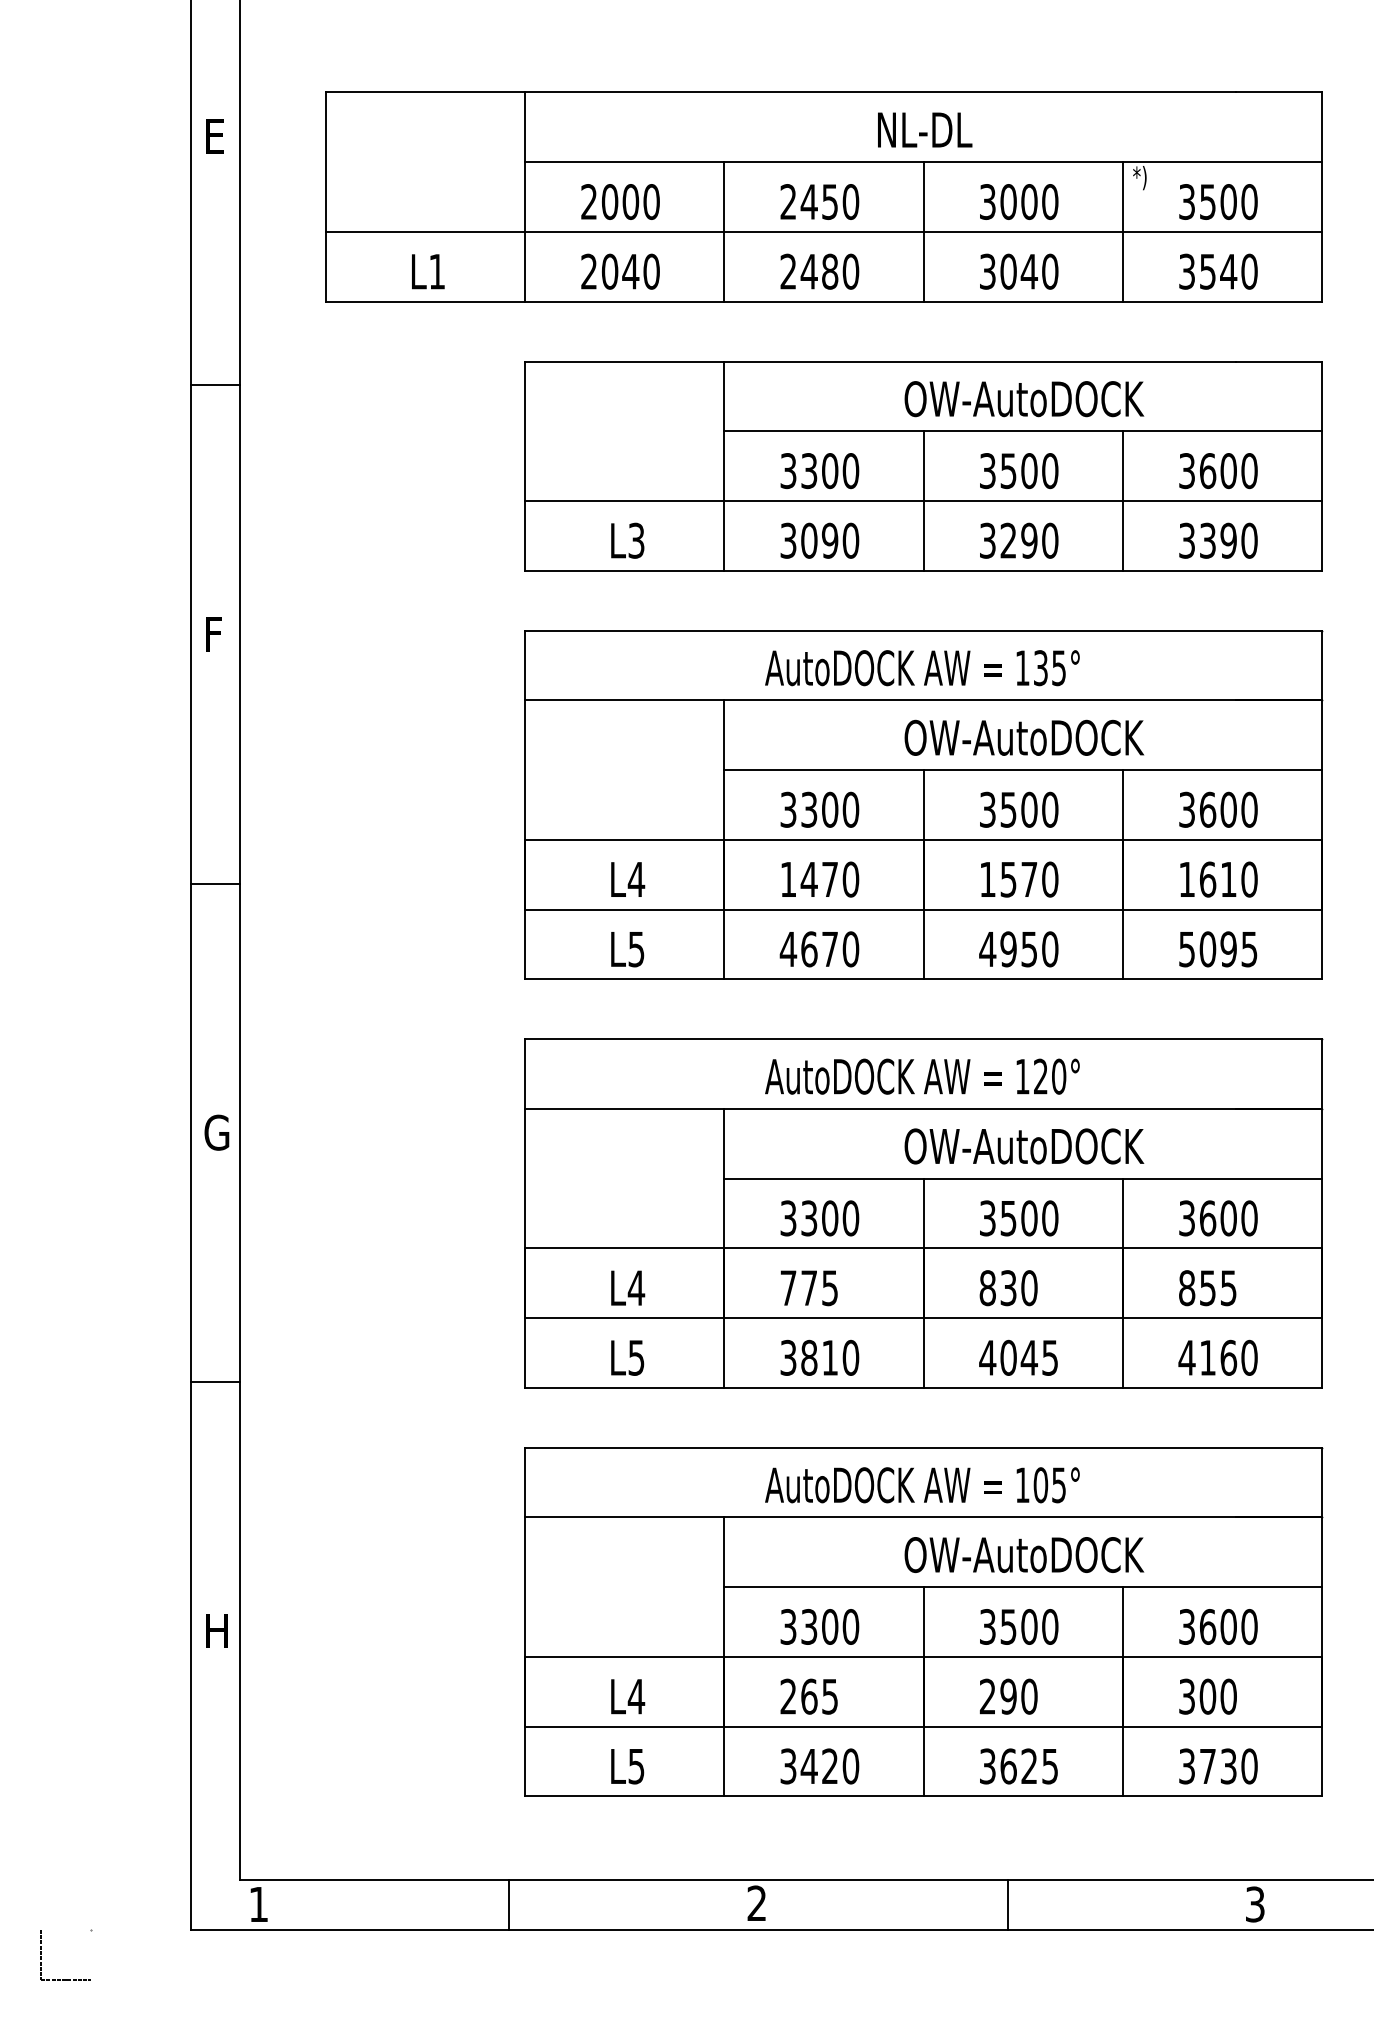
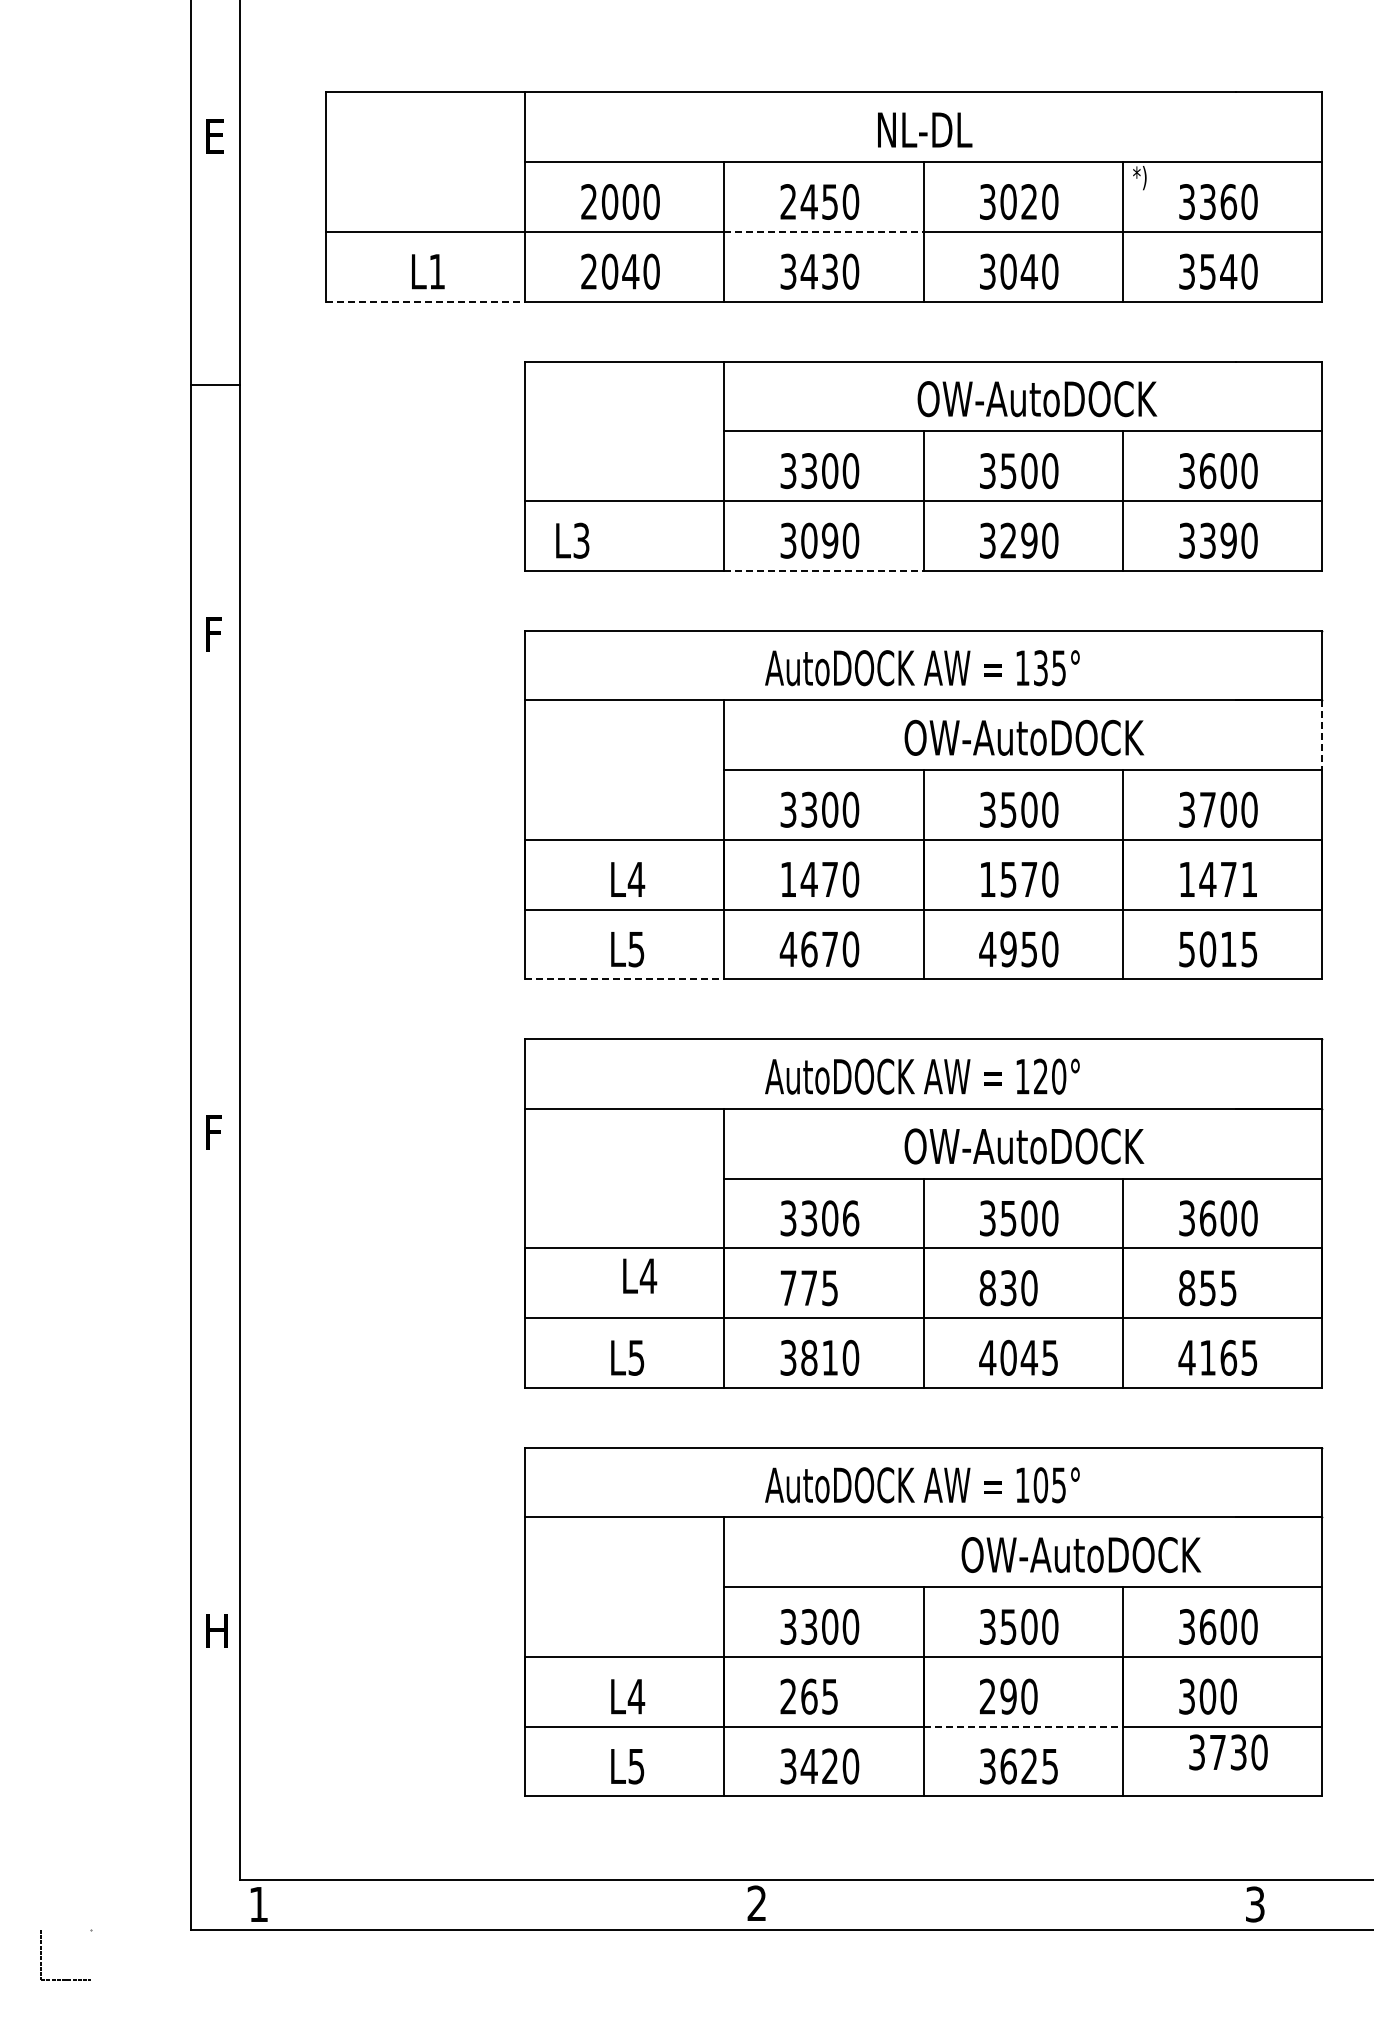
text: 3000 -> 3020 (1029, 201)
text: 3500 -> 3360 (1218, 201)
line: solid -> dashed (824, 231)
text: 2480 -> 3430 (809, 271)
line: solid -> dashed (425, 301)
text position: (1024, 399) -> (1037, 399) (1037, 399)
text position: (627, 540) -> (572, 540) (572, 540)
line: solid -> dashed (824, 570)
line: solid -> dashed (1322, 735)
text: 3600 -> 3700 (1207, 809)
text: 1610 -> 1471 (1228, 879)
line: present -> none (215, 883)
text: 5095 -> 5015 (1228, 949)
line: solid -> dashed (624, 979)
text: G -> F (216, 1132)
text: 3300 -> 3306 (850, 1218)
text position: (628, 1287) -> (640, 1275) (640, 1275)
text: 4160 -> 4165 (1249, 1357)
line: present -> none (215, 1381)
text position: (1024, 1554) -> (1081, 1554) (1081, 1554)
line: solid -> dashed (1023, 1726)
text position: (1218, 1766) -> (1228, 1752) (1228, 1752)
line: present -> none (509, 1904)
line: present -> none (1007, 1904)
